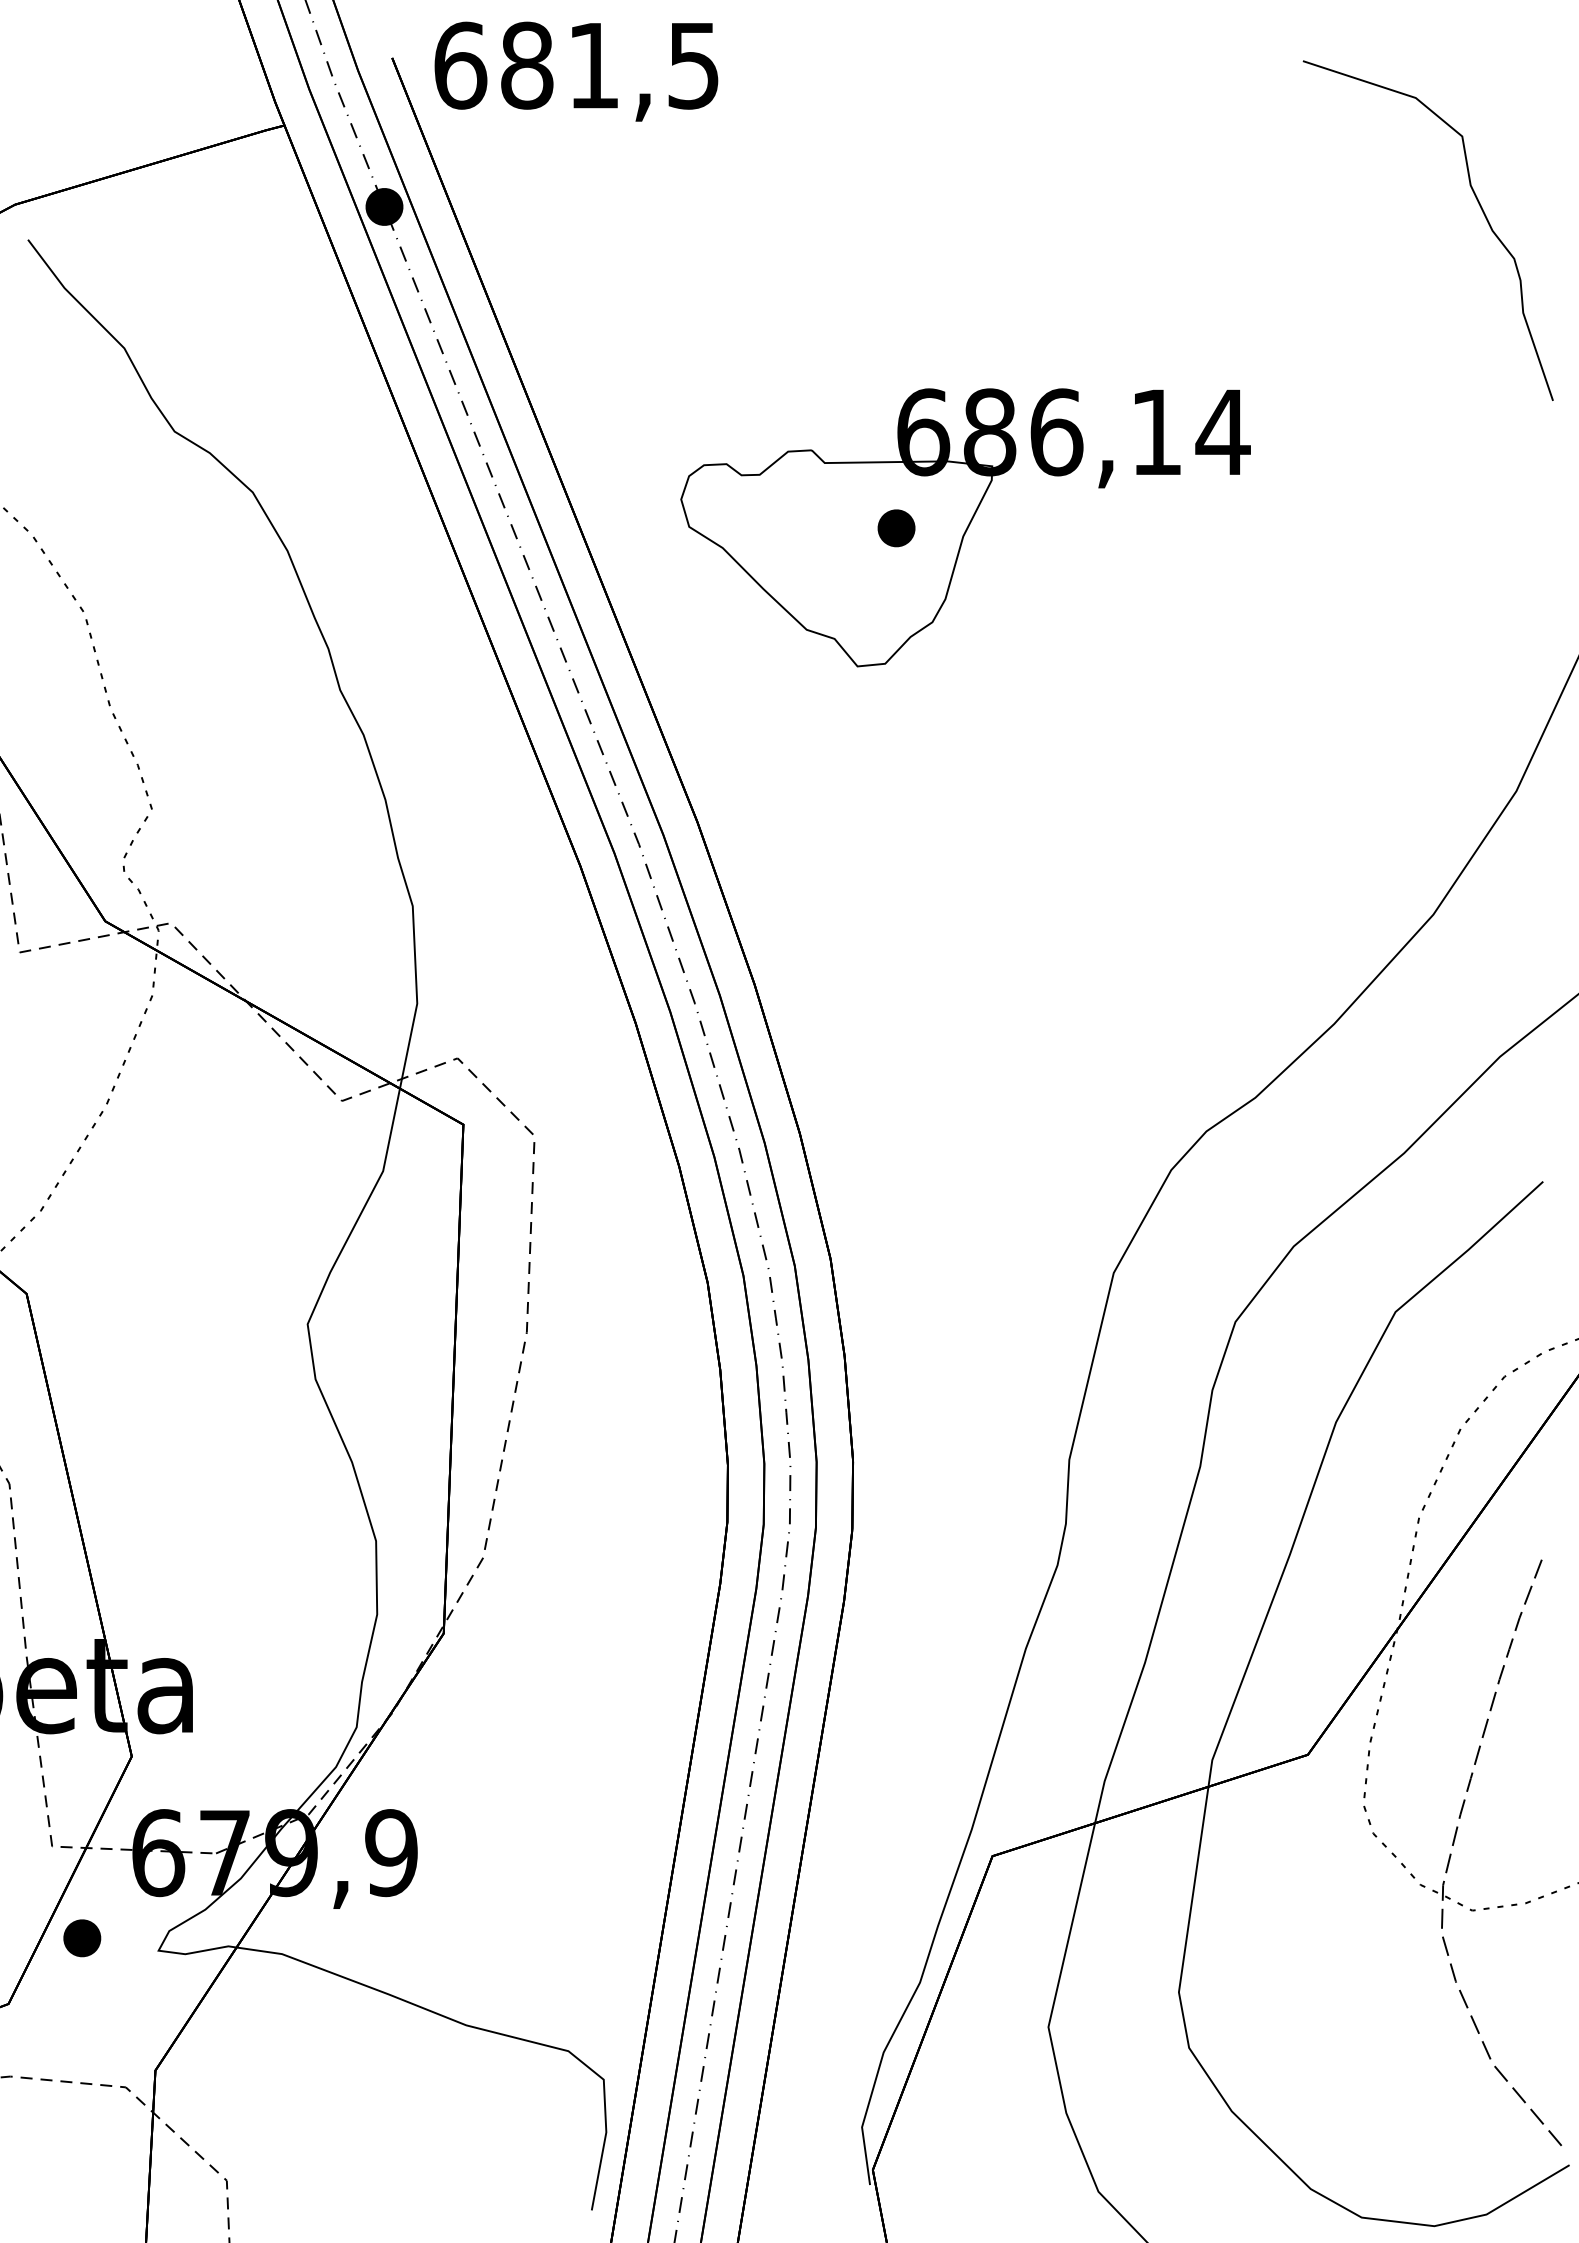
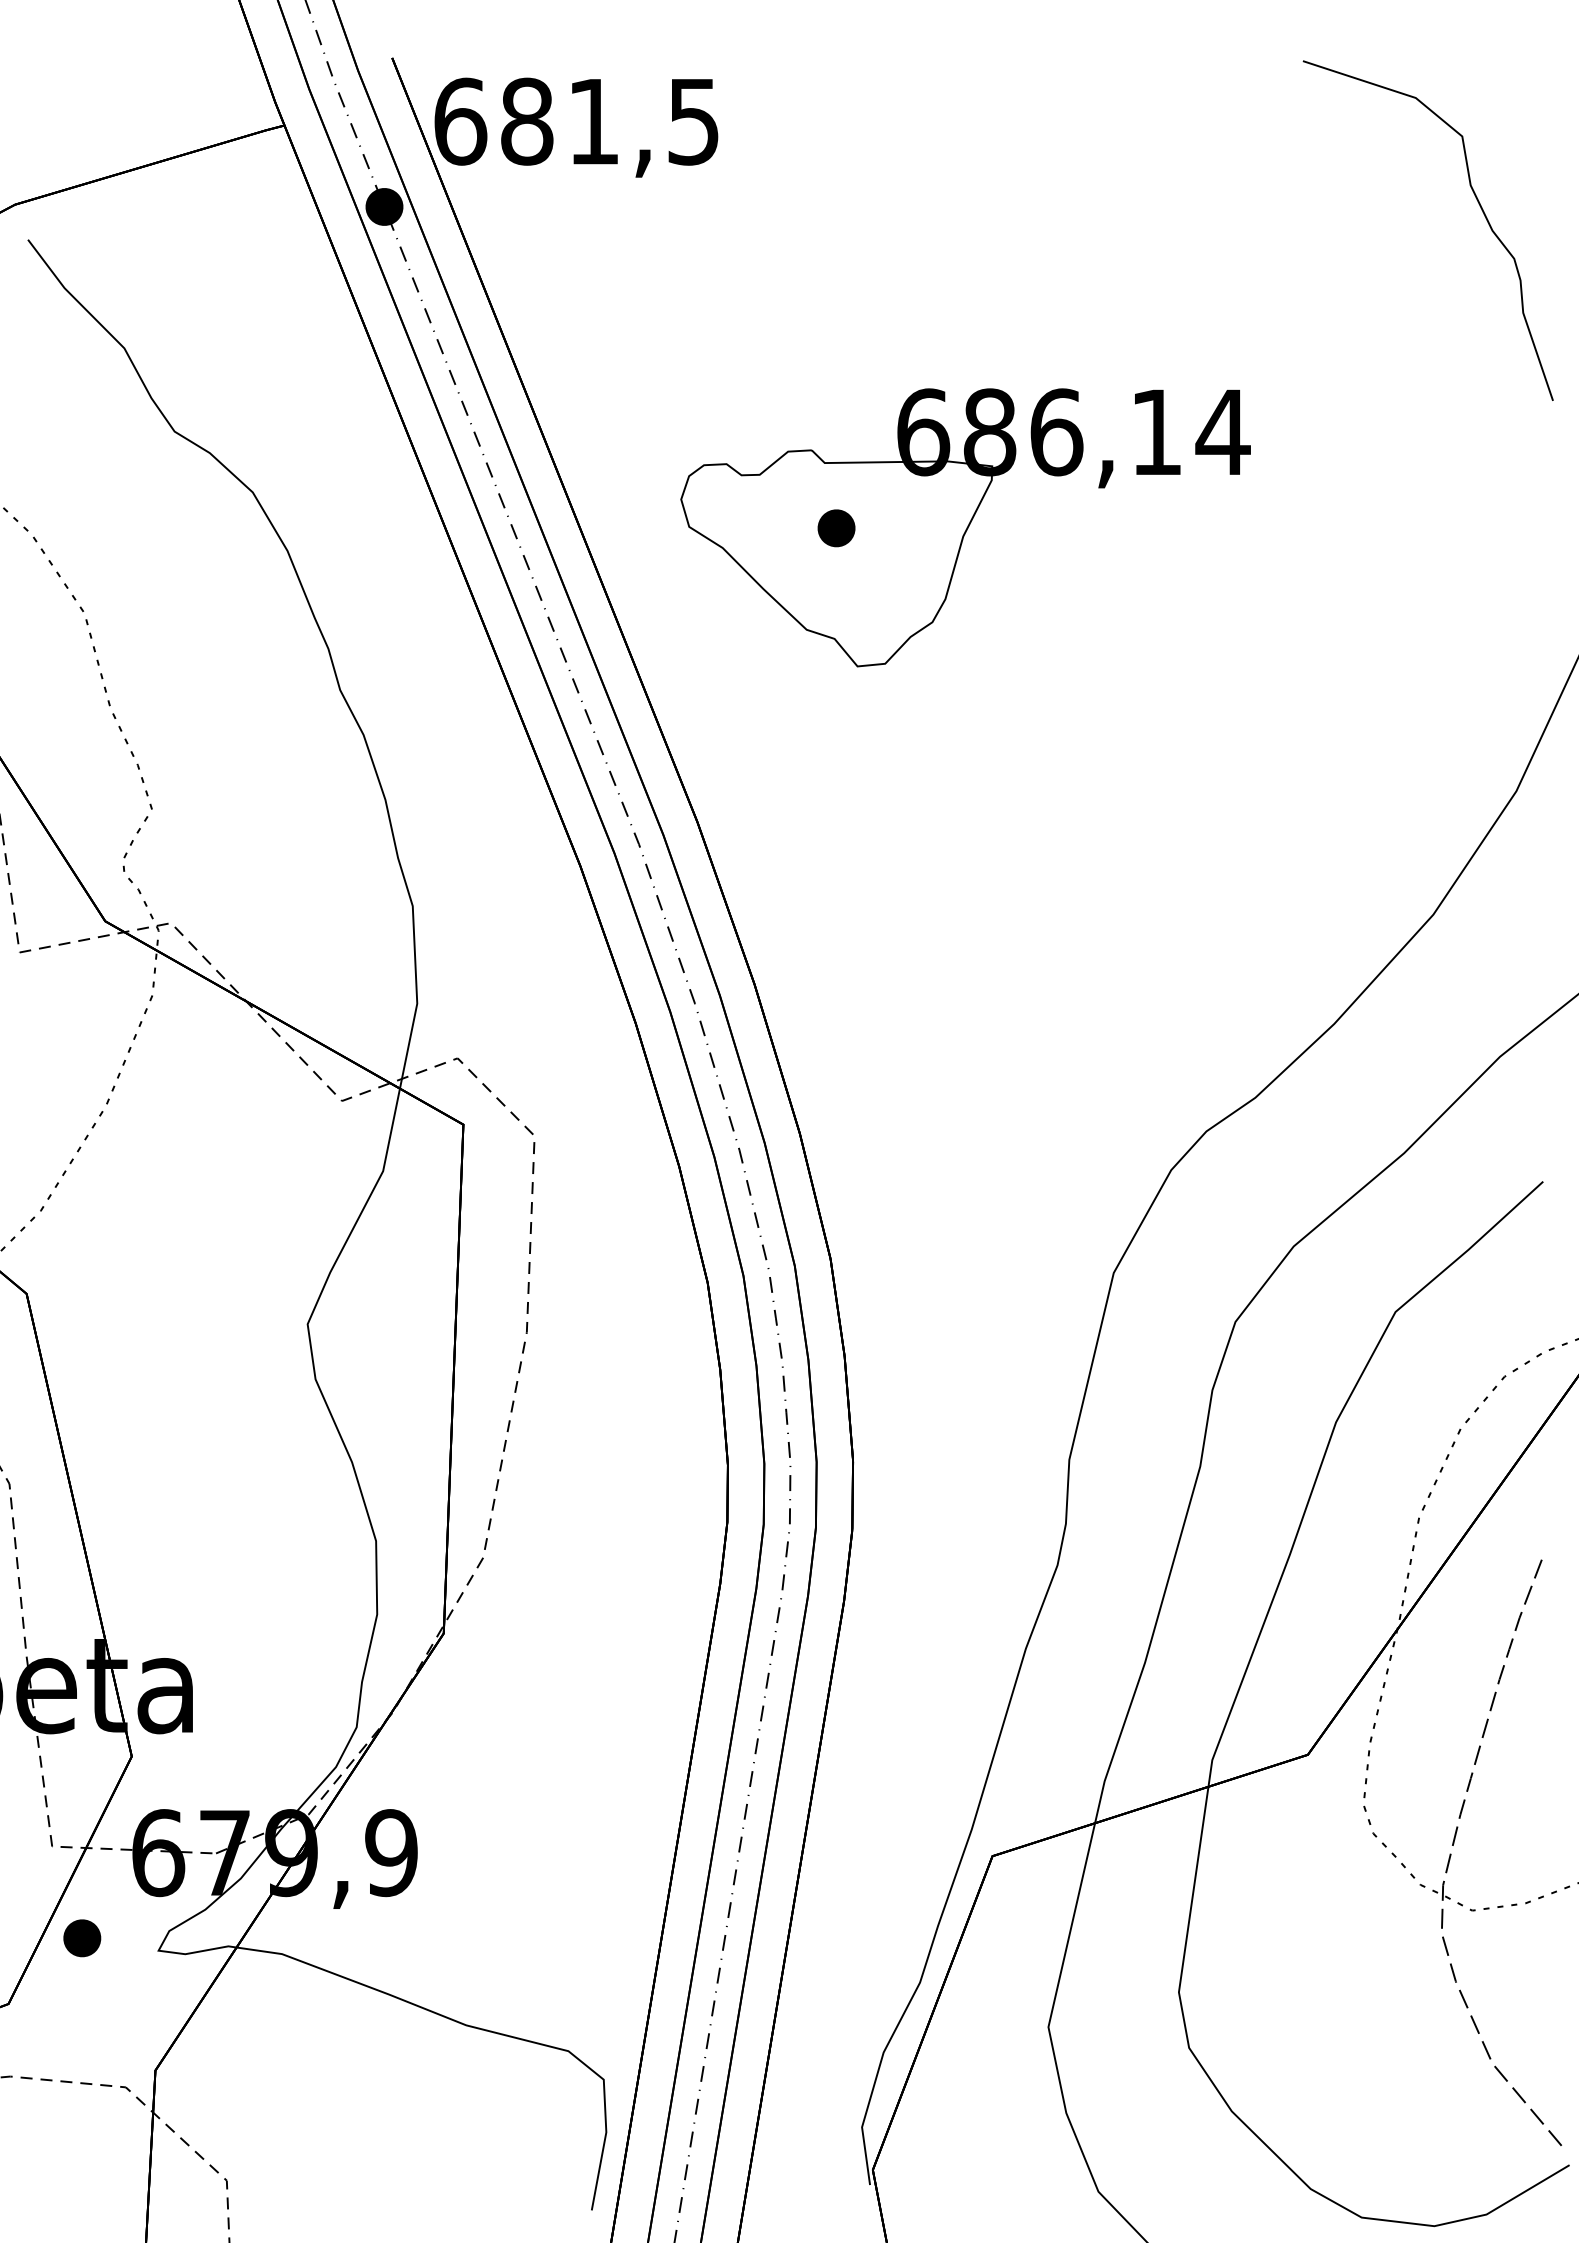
text position: (576, 71) -> (576, 127) (576, 127)
part position: (896, 528) -> (836, 528) (836, 528)
